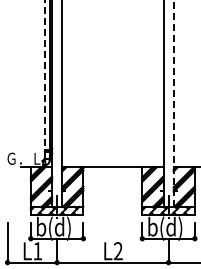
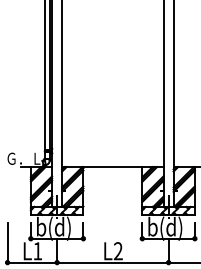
line: dashed -> solid (45, 75)
line: dashed -> solid (173, 103)
